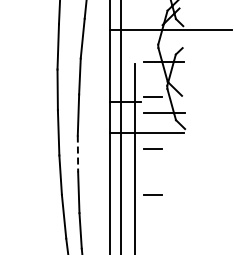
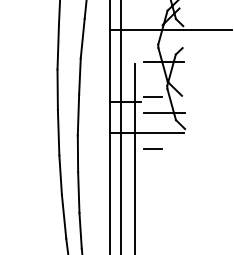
line: dashed -> solid (77, 154)
line: present -> none (152, 194)
